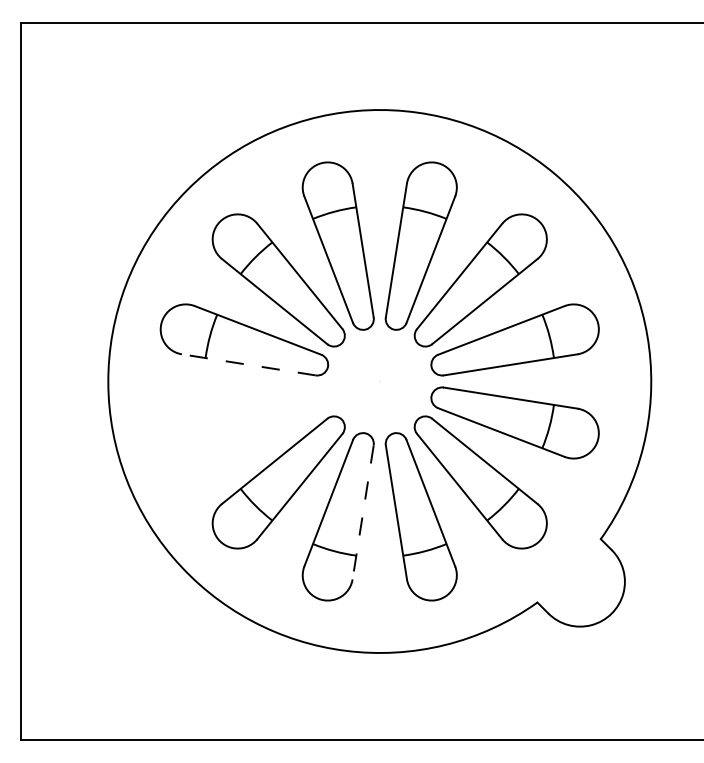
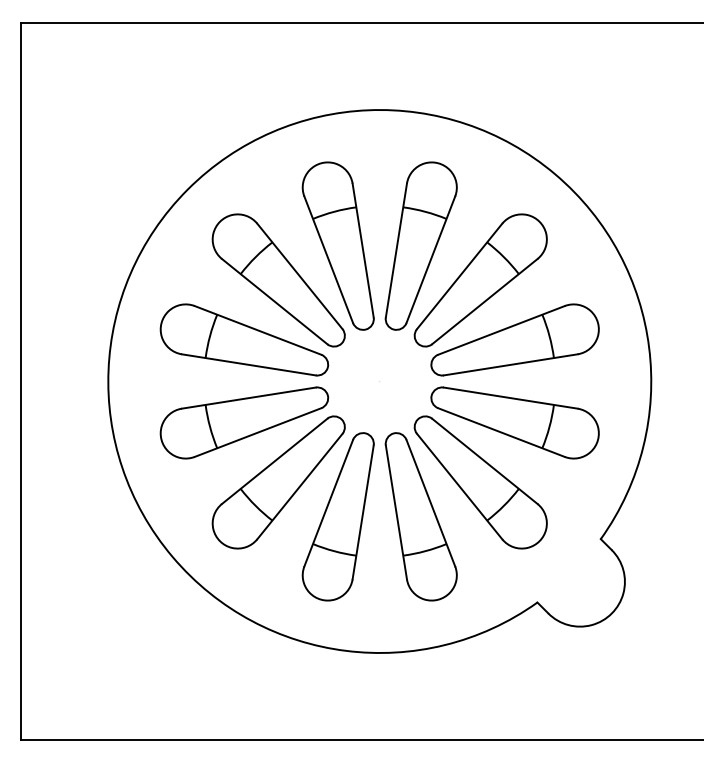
line: dashed -> solid (248, 364)
part: none -> present (244, 422)
line: dashed -> solid (363, 512)
